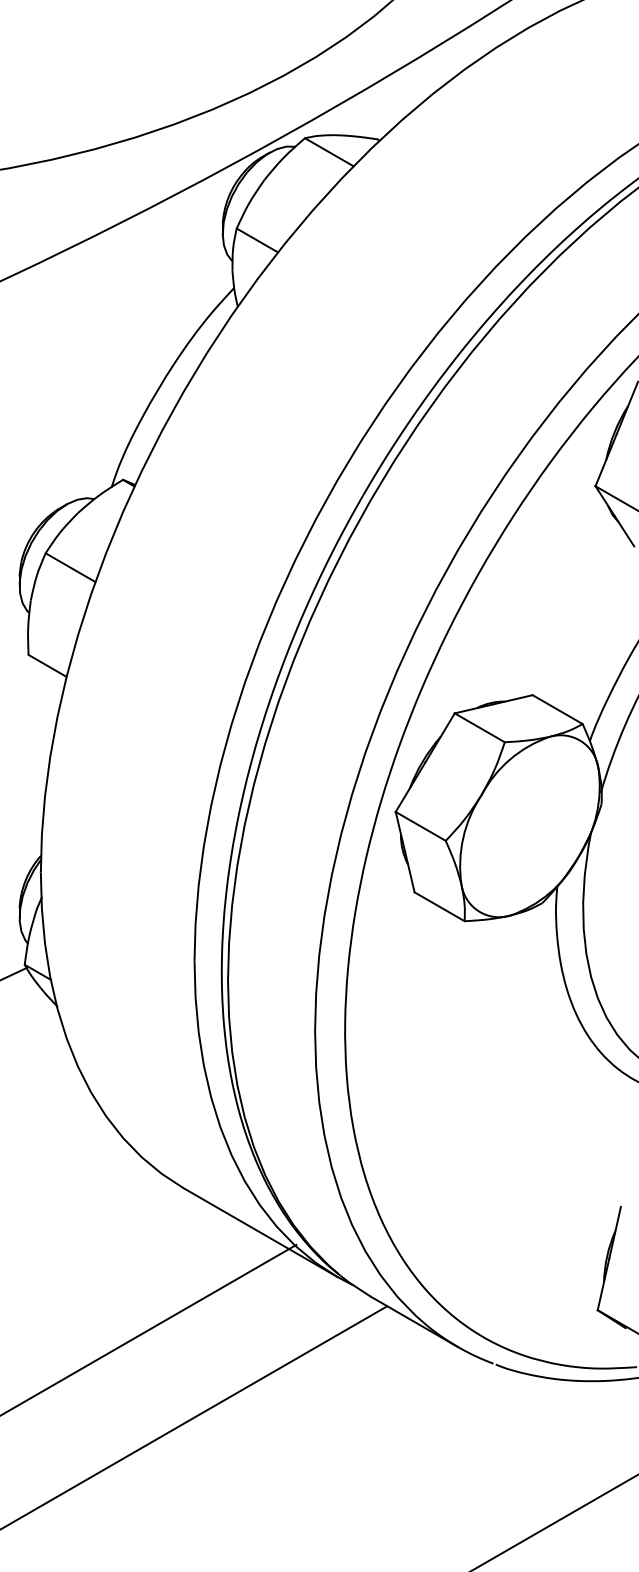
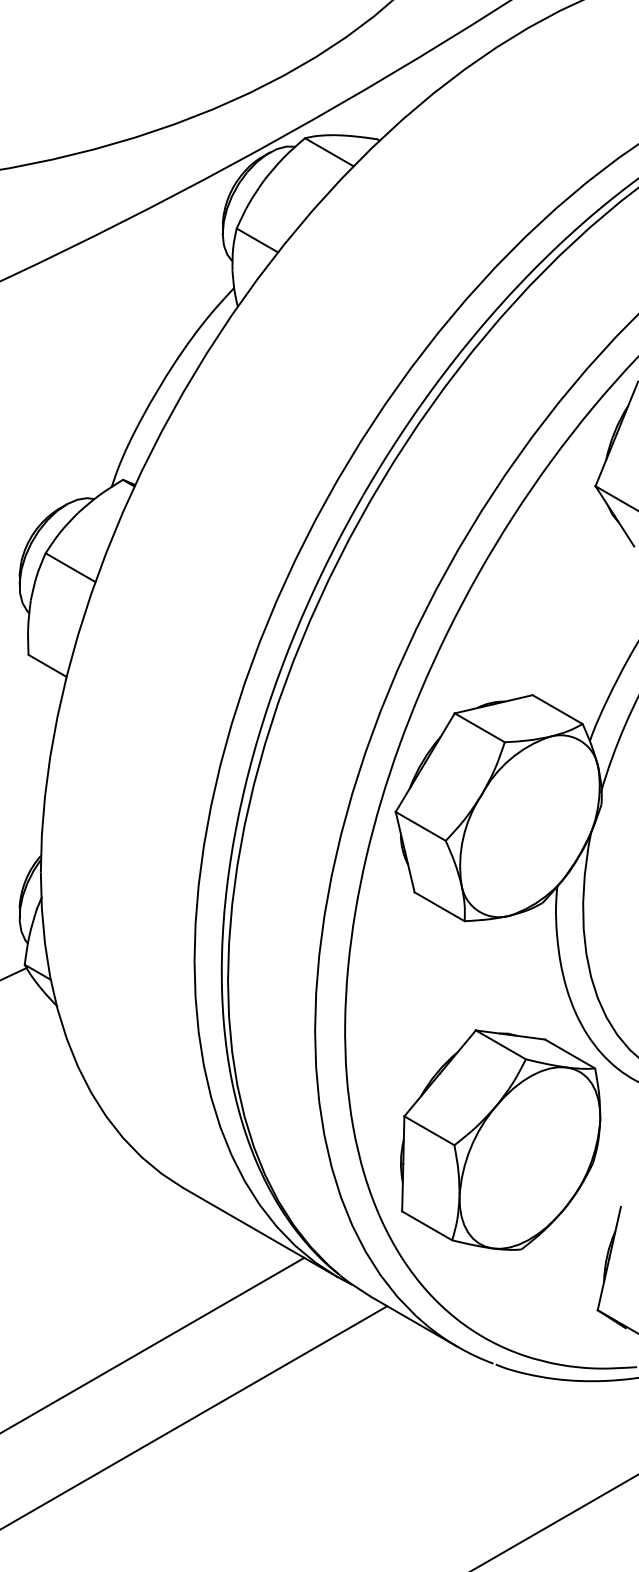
part: none -> present (500, 1139)
line position: (149, 1329) -> (153, 1344) (153, 1344)
